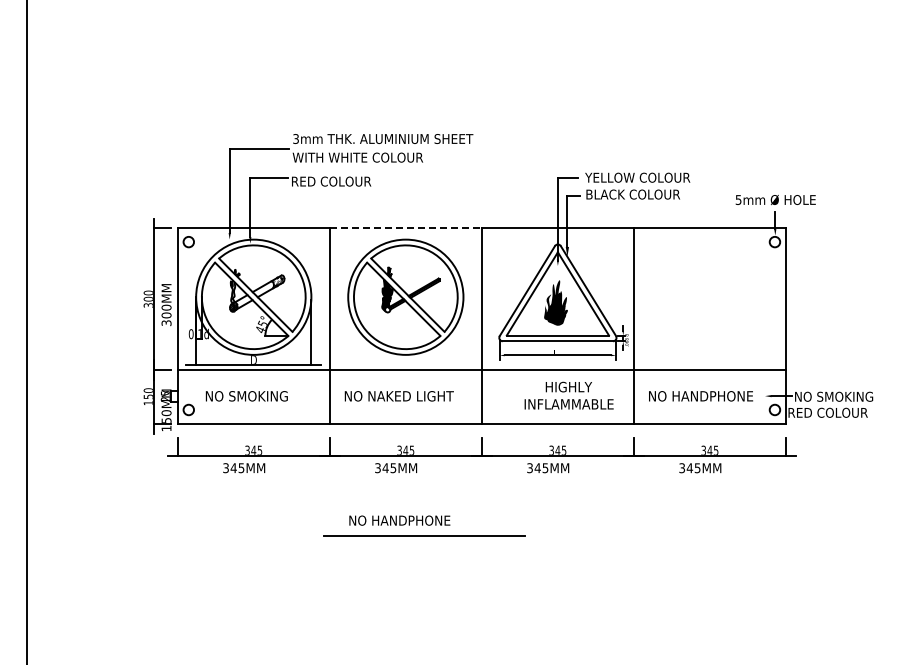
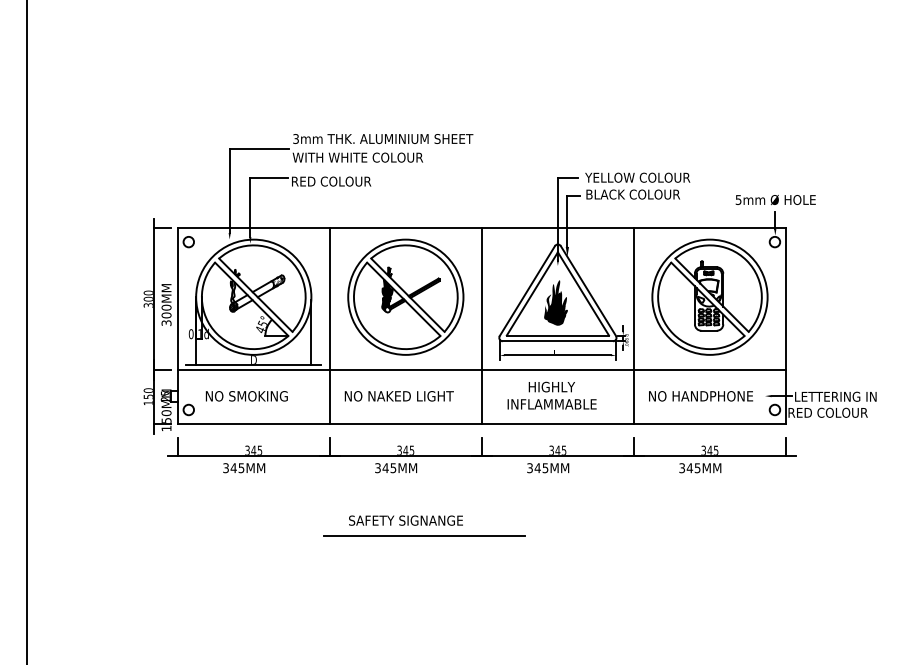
line: dashed -> solid (406, 228)
part: none -> present (709, 296)
text position: (568, 395) -> (551, 395) (551, 395)
text: NO SMOKING -> LETTERING IN (836, 396)
text: NO HANDPHONE -> SAFETY SIGNANGE (405, 520)
